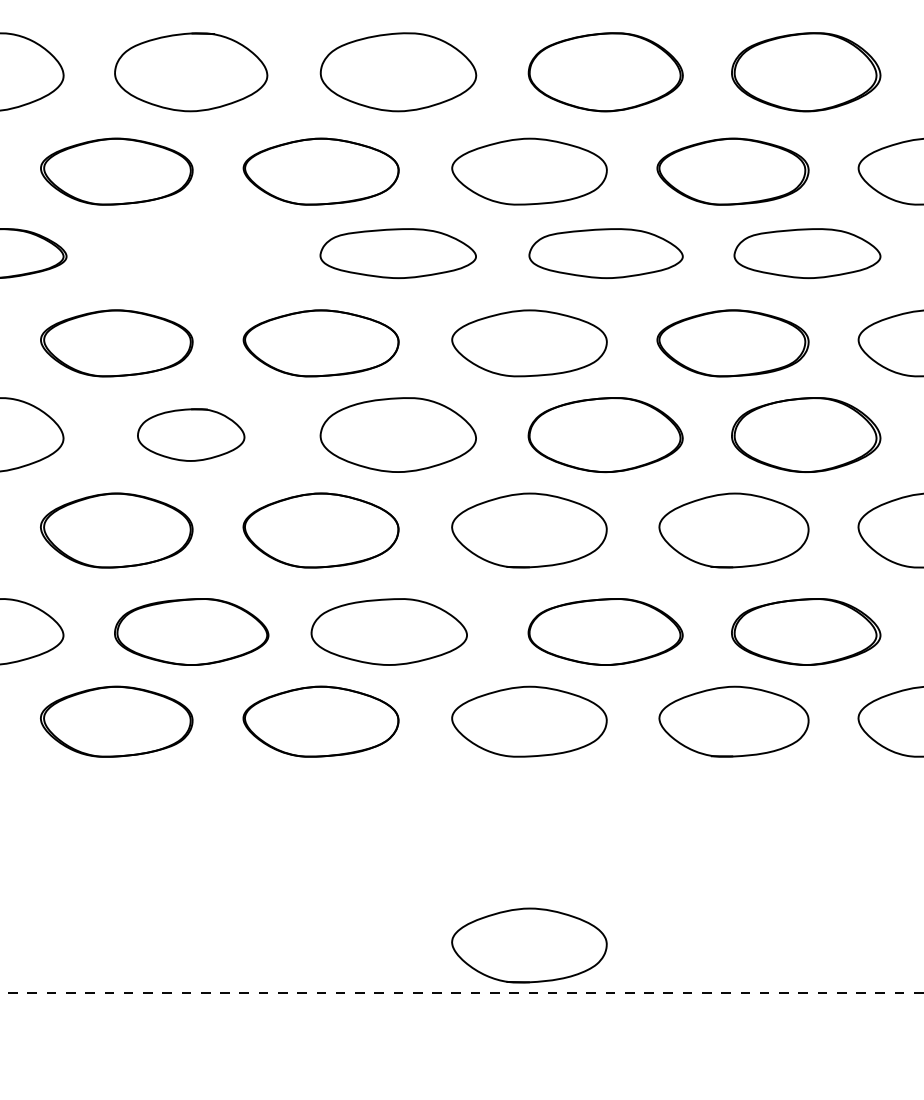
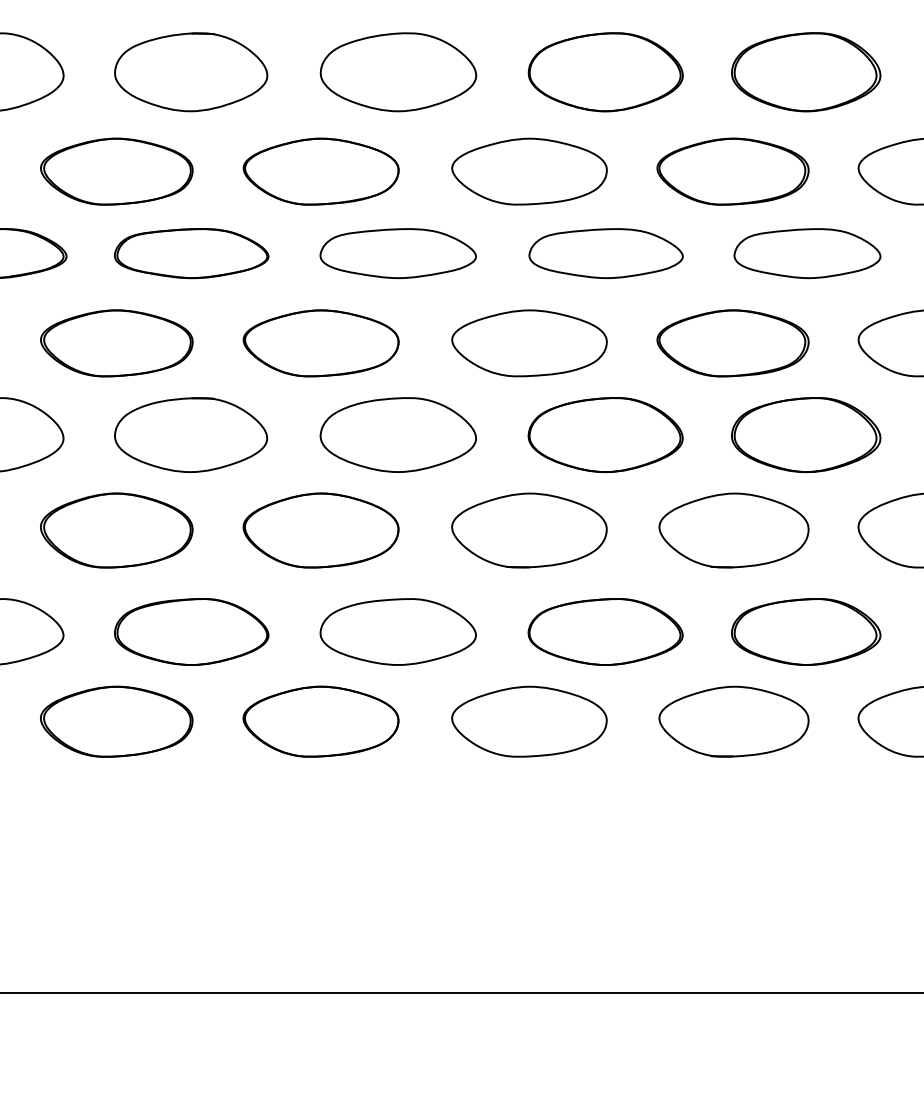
part: none -> present (191, 253)
part size: 109x54 px -> 155x76 px (191, 434)
part position: (388, 631) -> (397, 631) (397, 631)
part: present -> none (529, 945)
line: dashed -> solid (462, 992)
